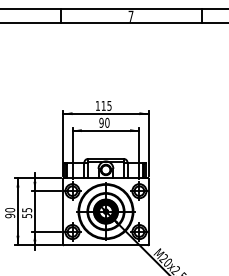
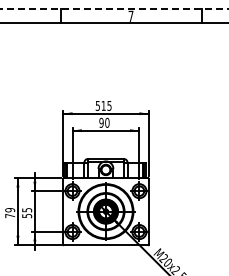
line: solid -> dashed (114, 9)
text: 115 -> 515 (97, 105)
text: 90 -> 79 (10, 213)
